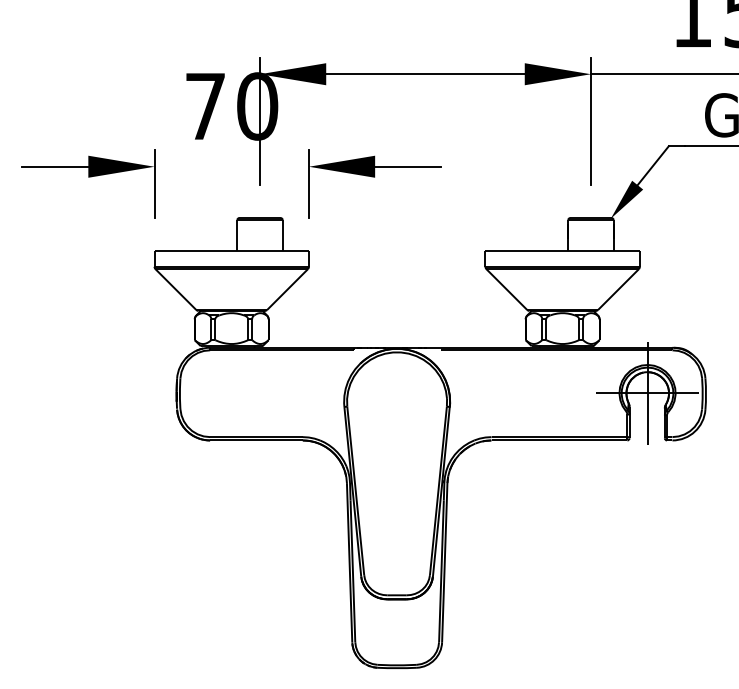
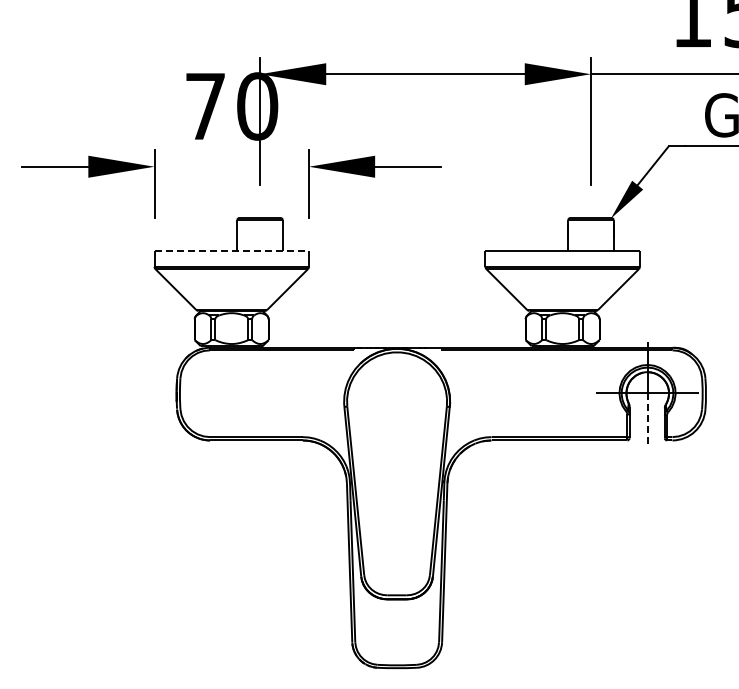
line: solid -> dashed (232, 251)
line: solid -> dashed (647, 419)
